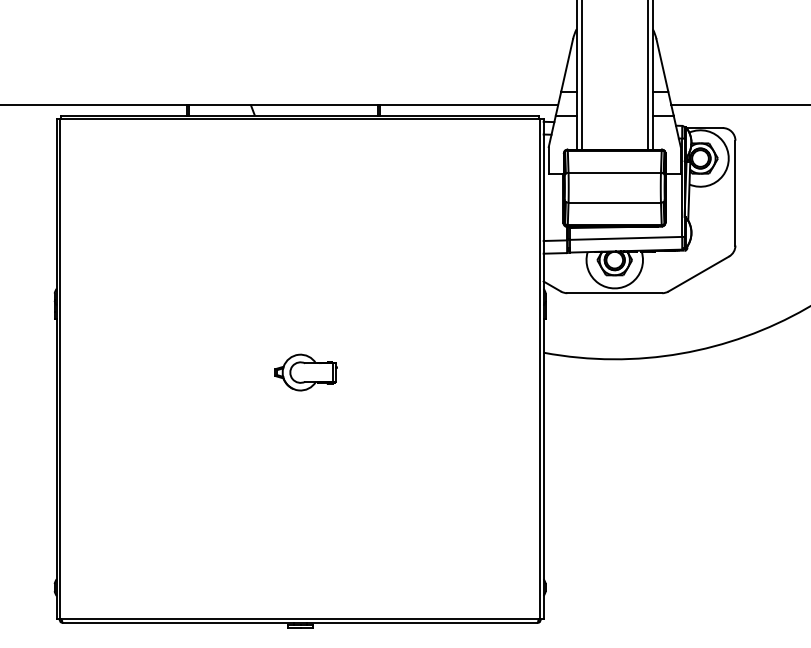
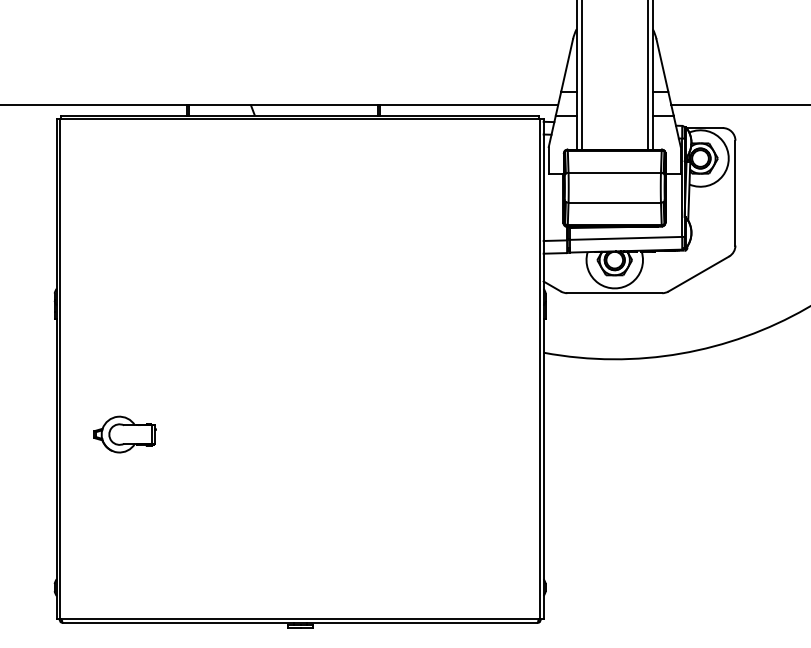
part position: (305, 372) -> (124, 434) (124, 434)
